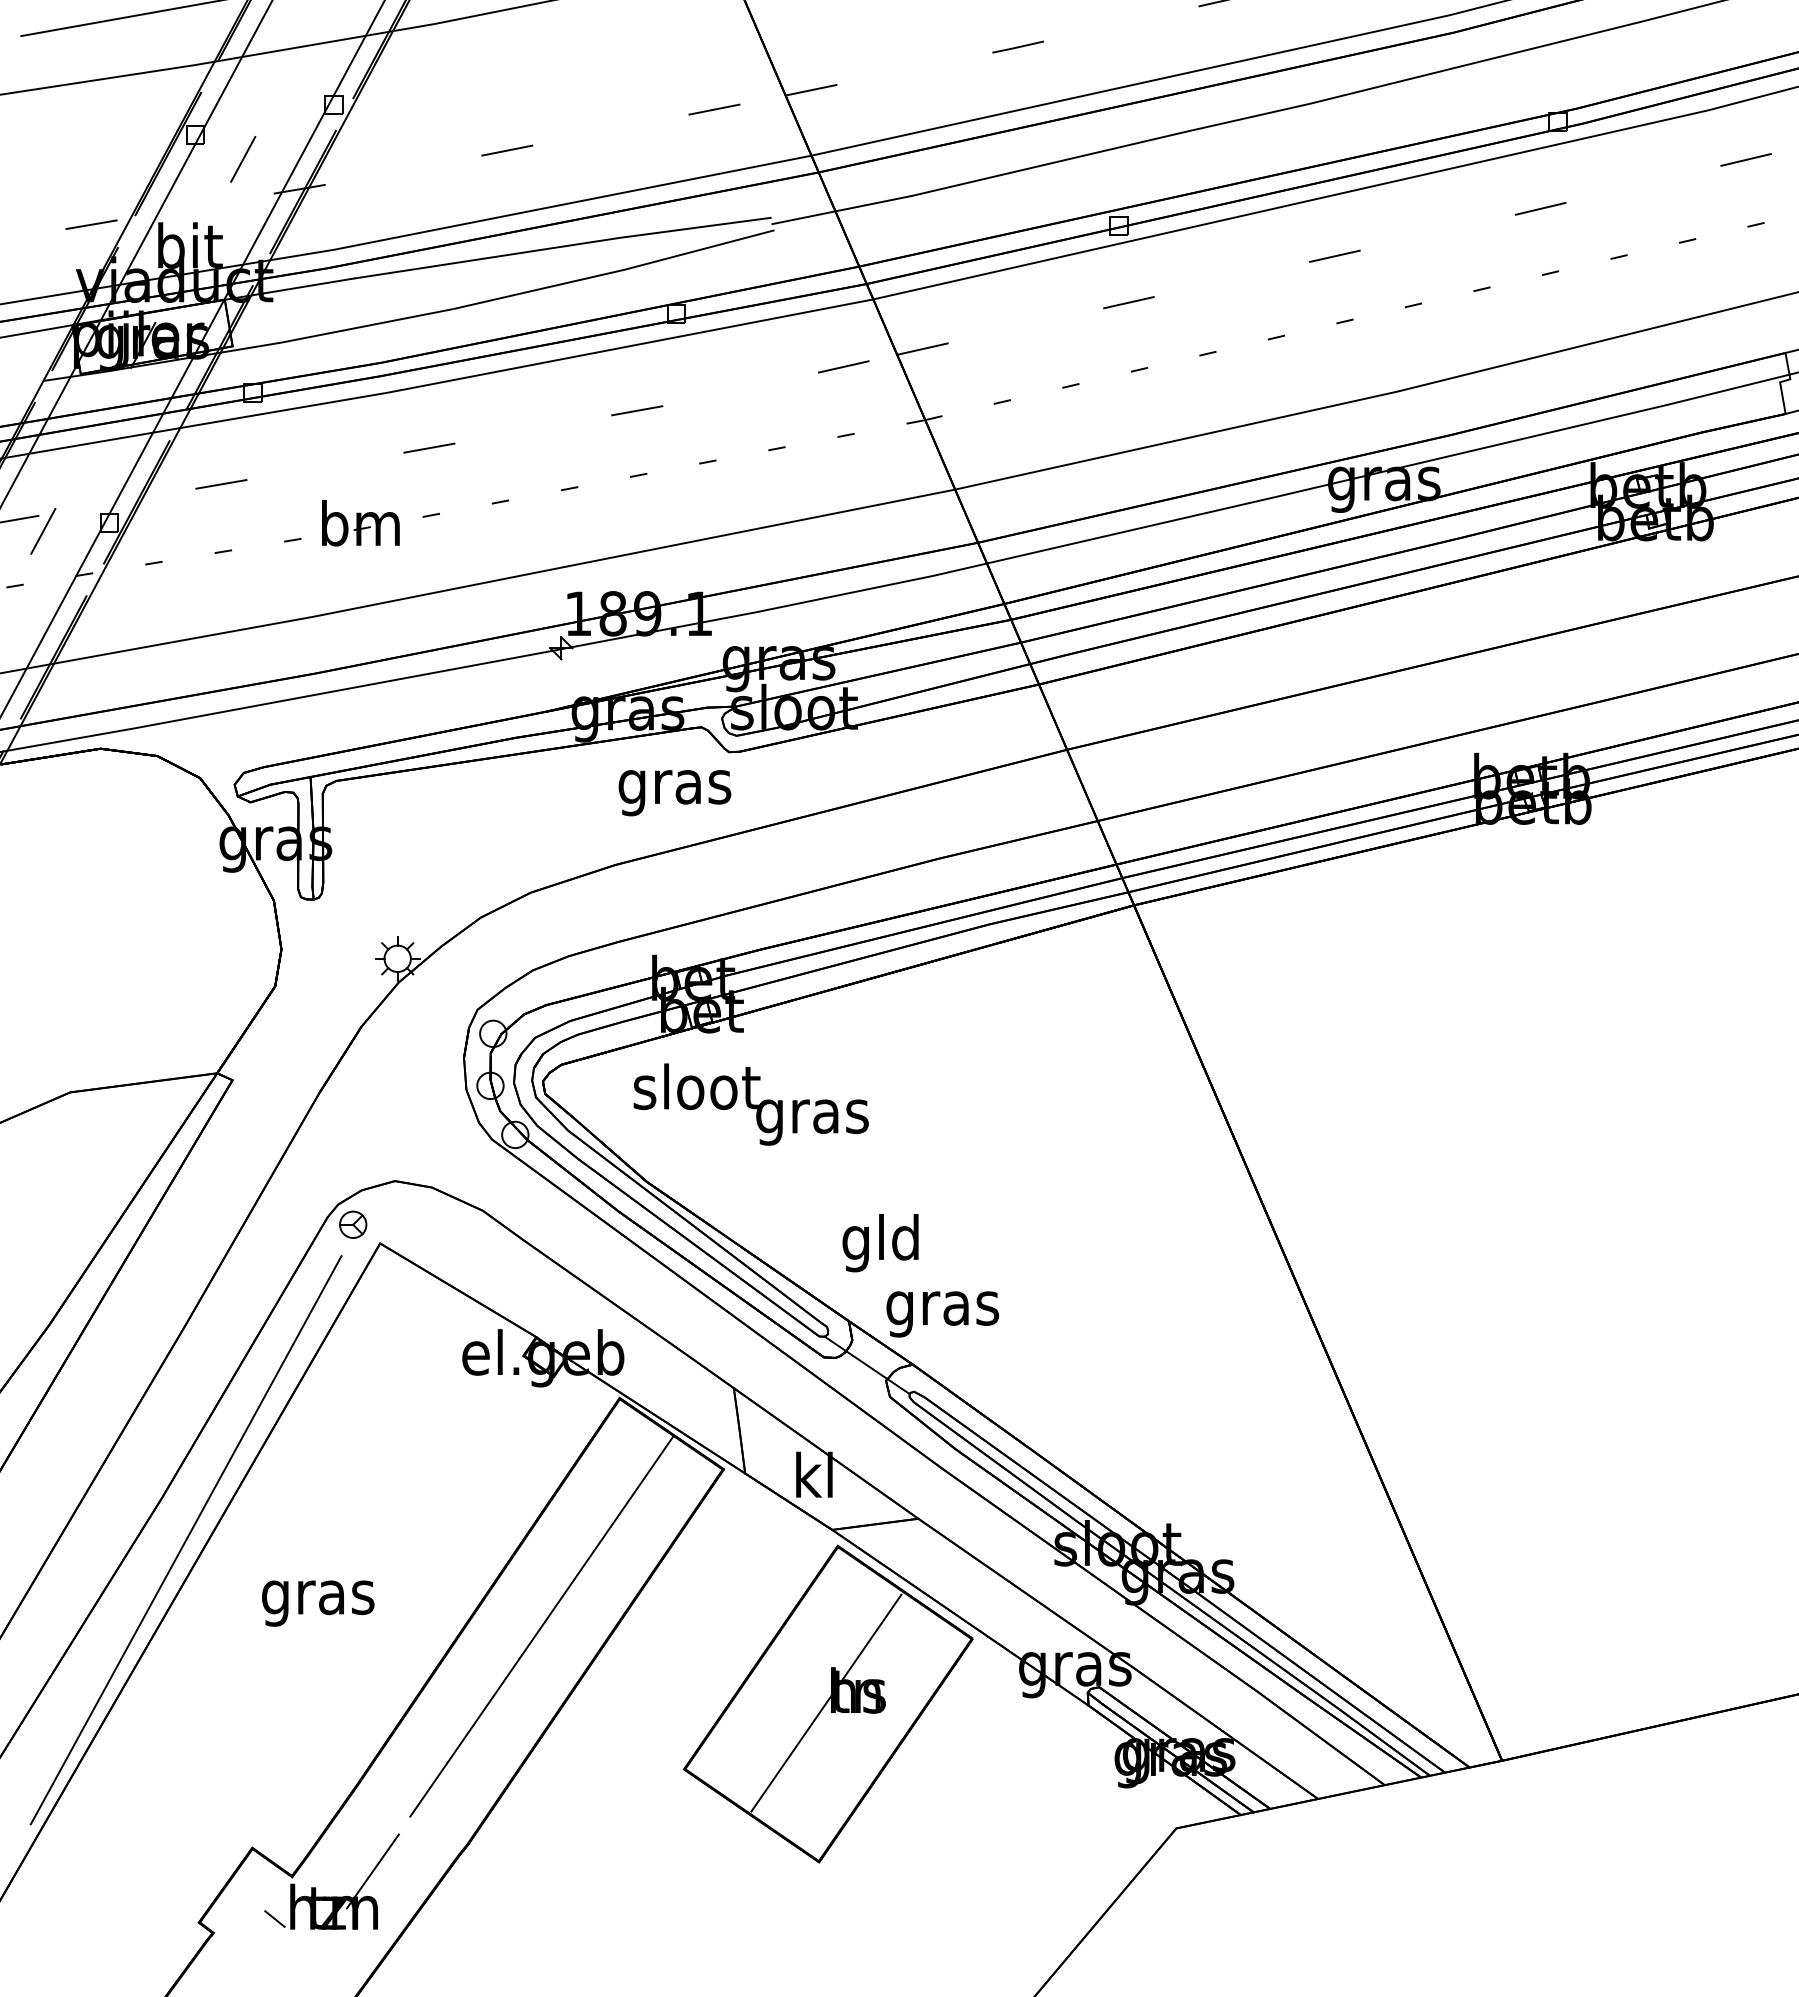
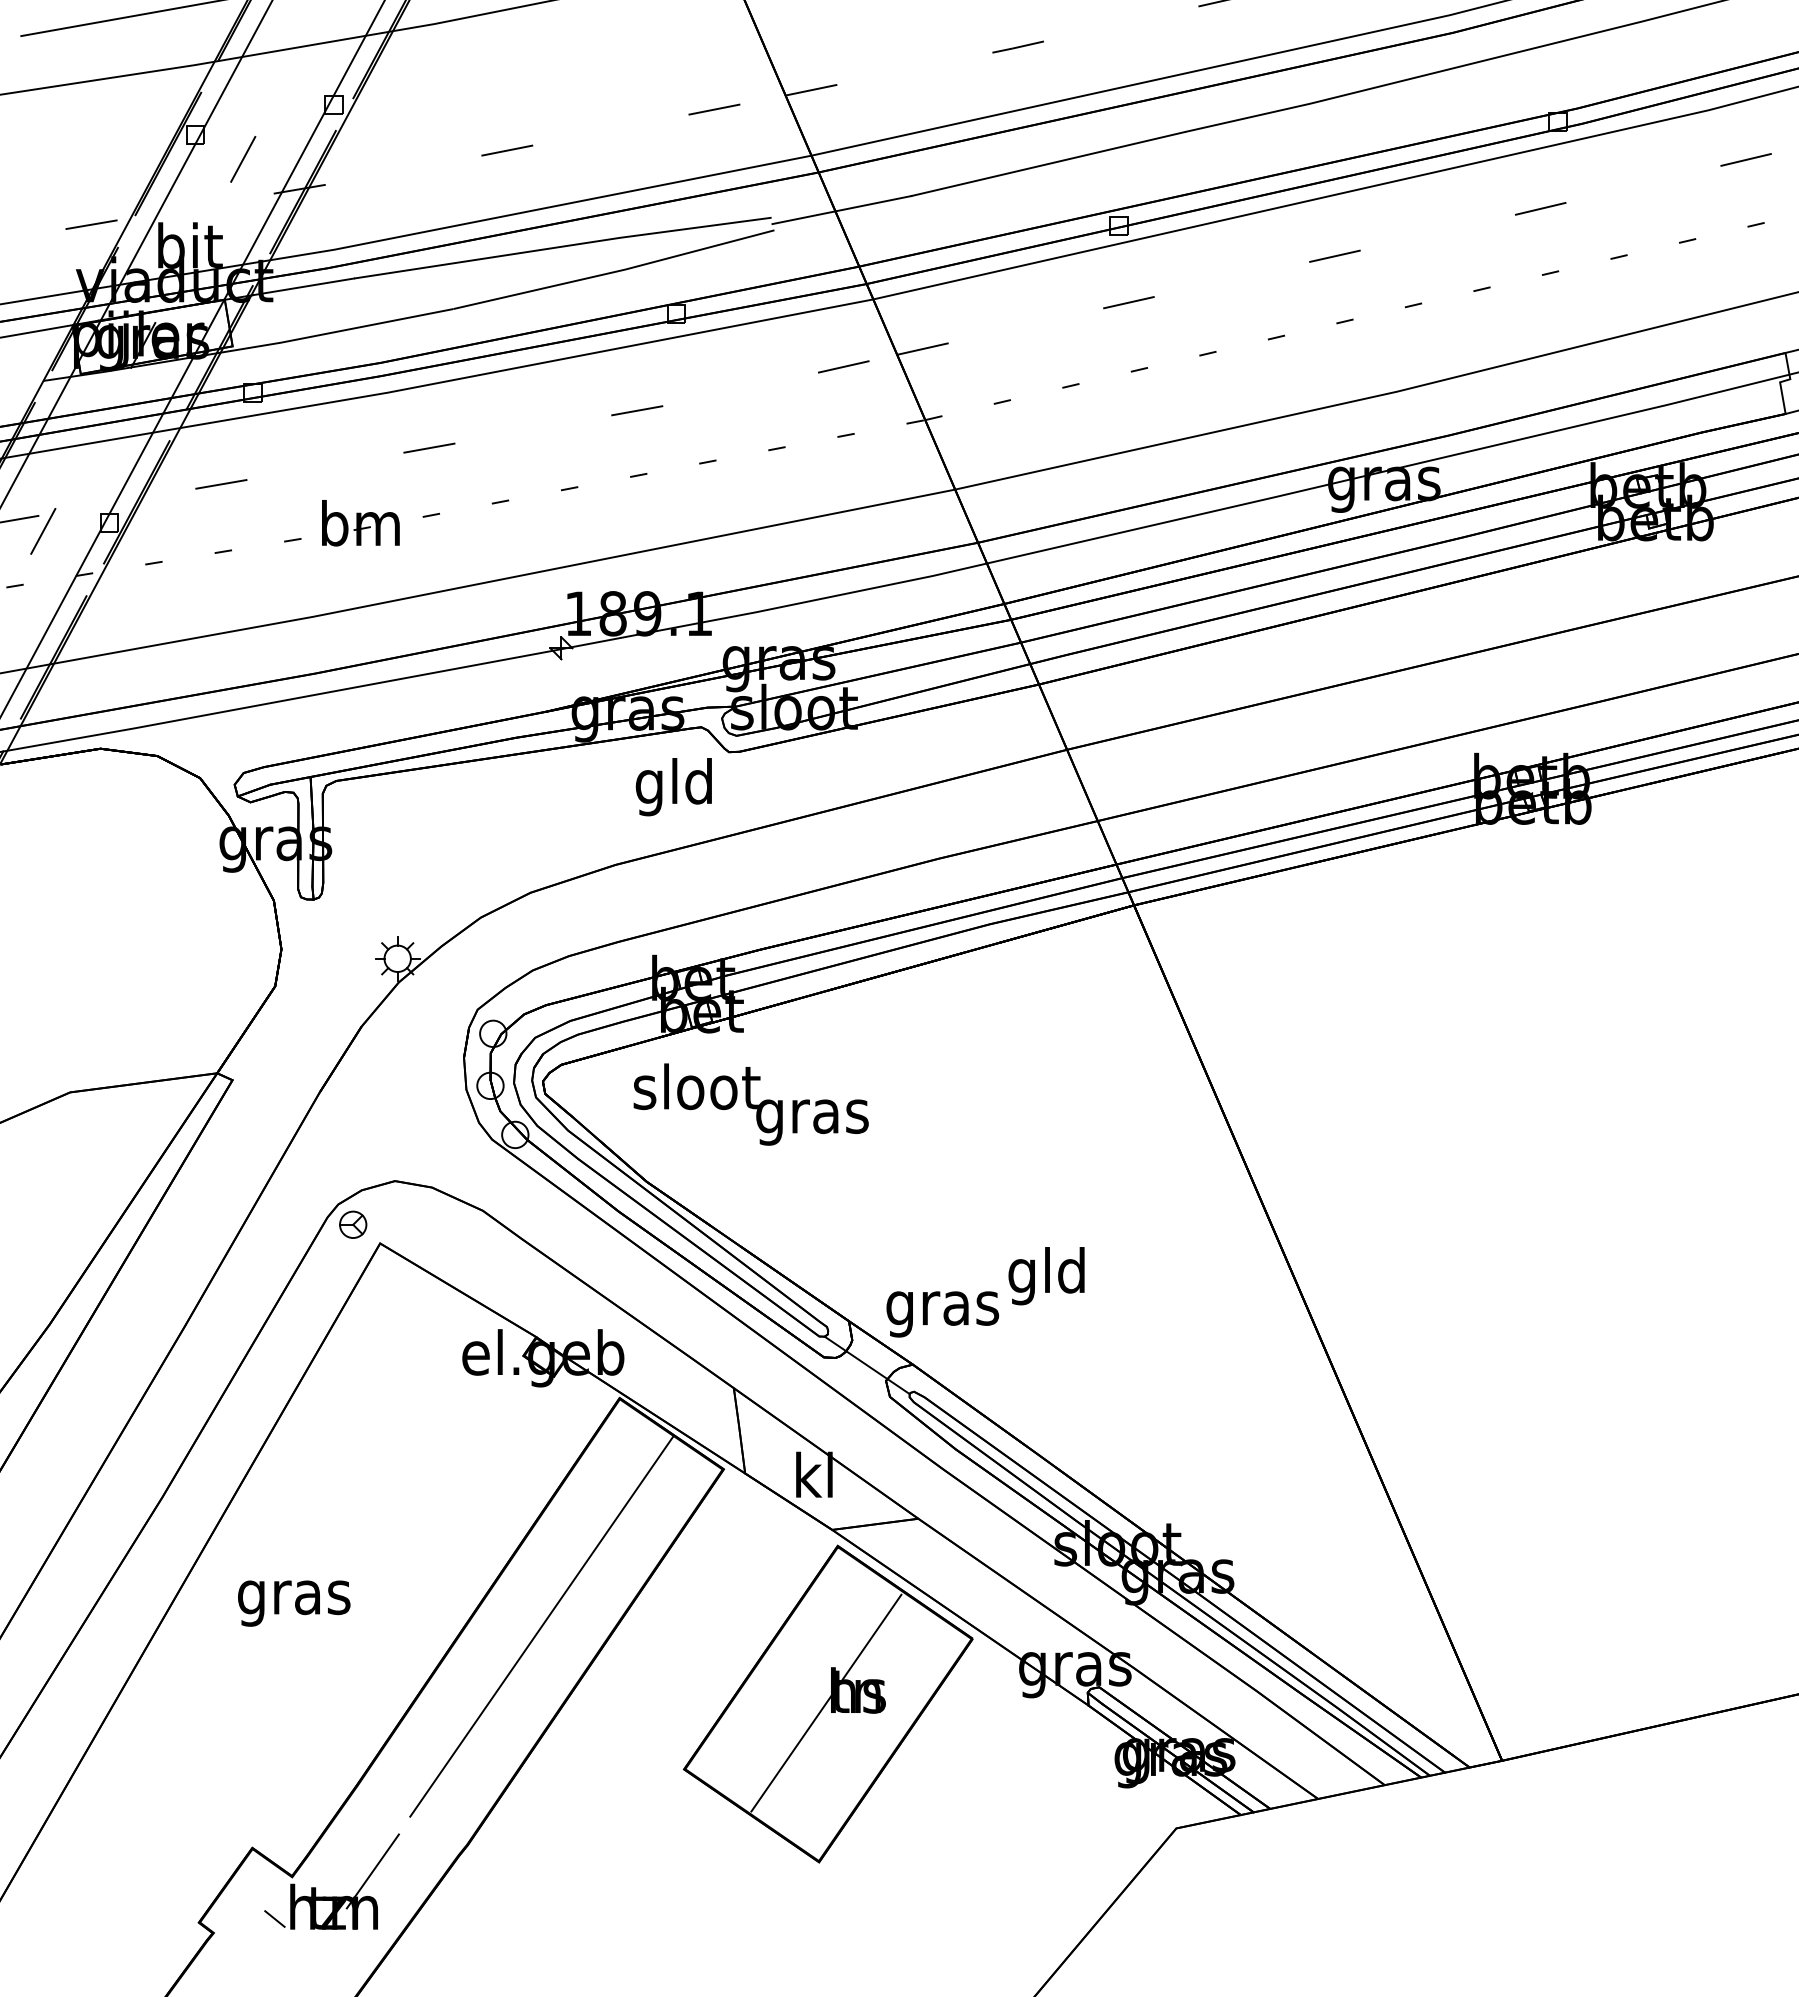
text: gras -> gld (674, 787)
text position: (880, 1243) -> (1046, 1276) (1046, 1276)
line: present -> none (185, 1540)
text position: (318, 1603) -> (294, 1603) (294, 1603)
